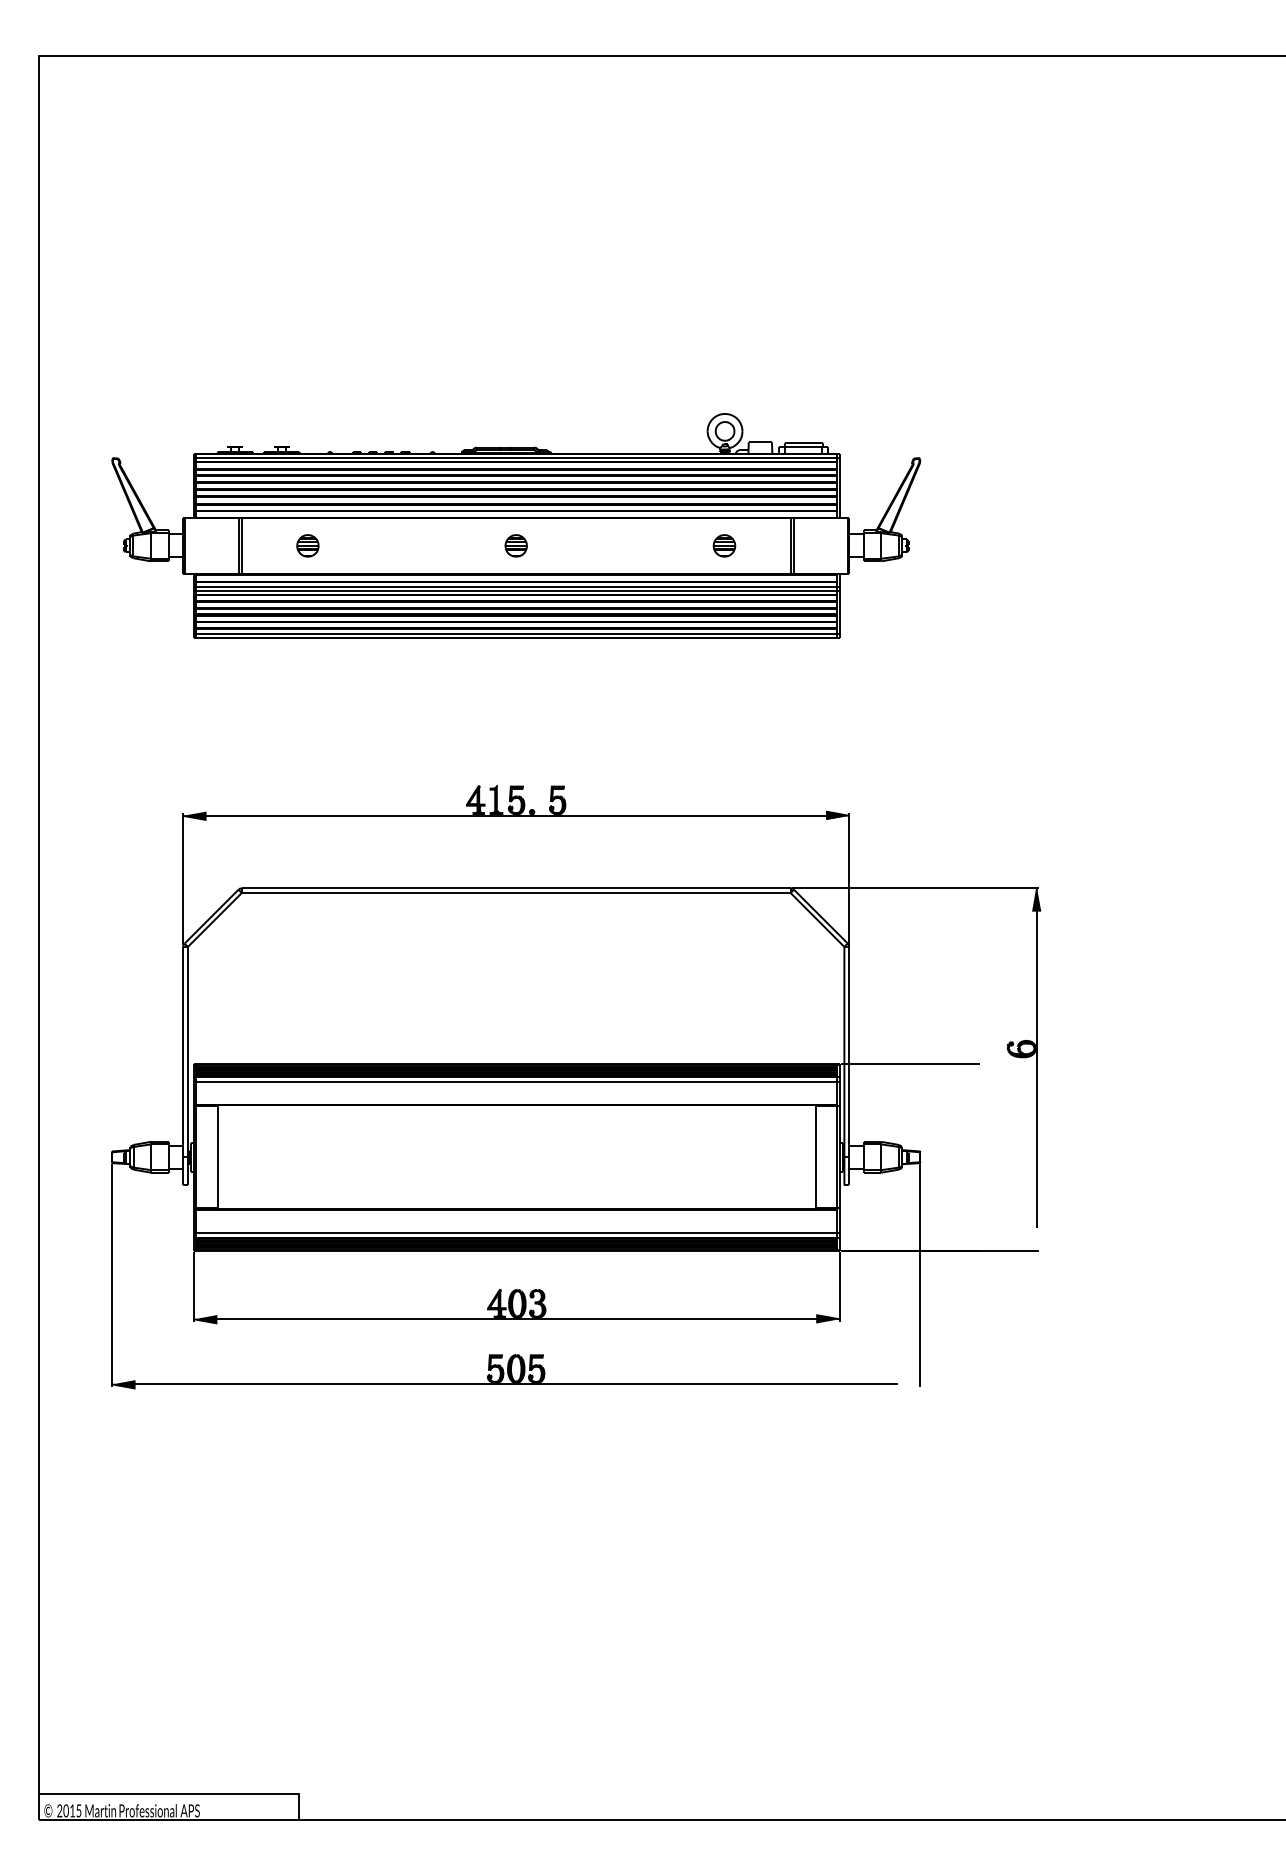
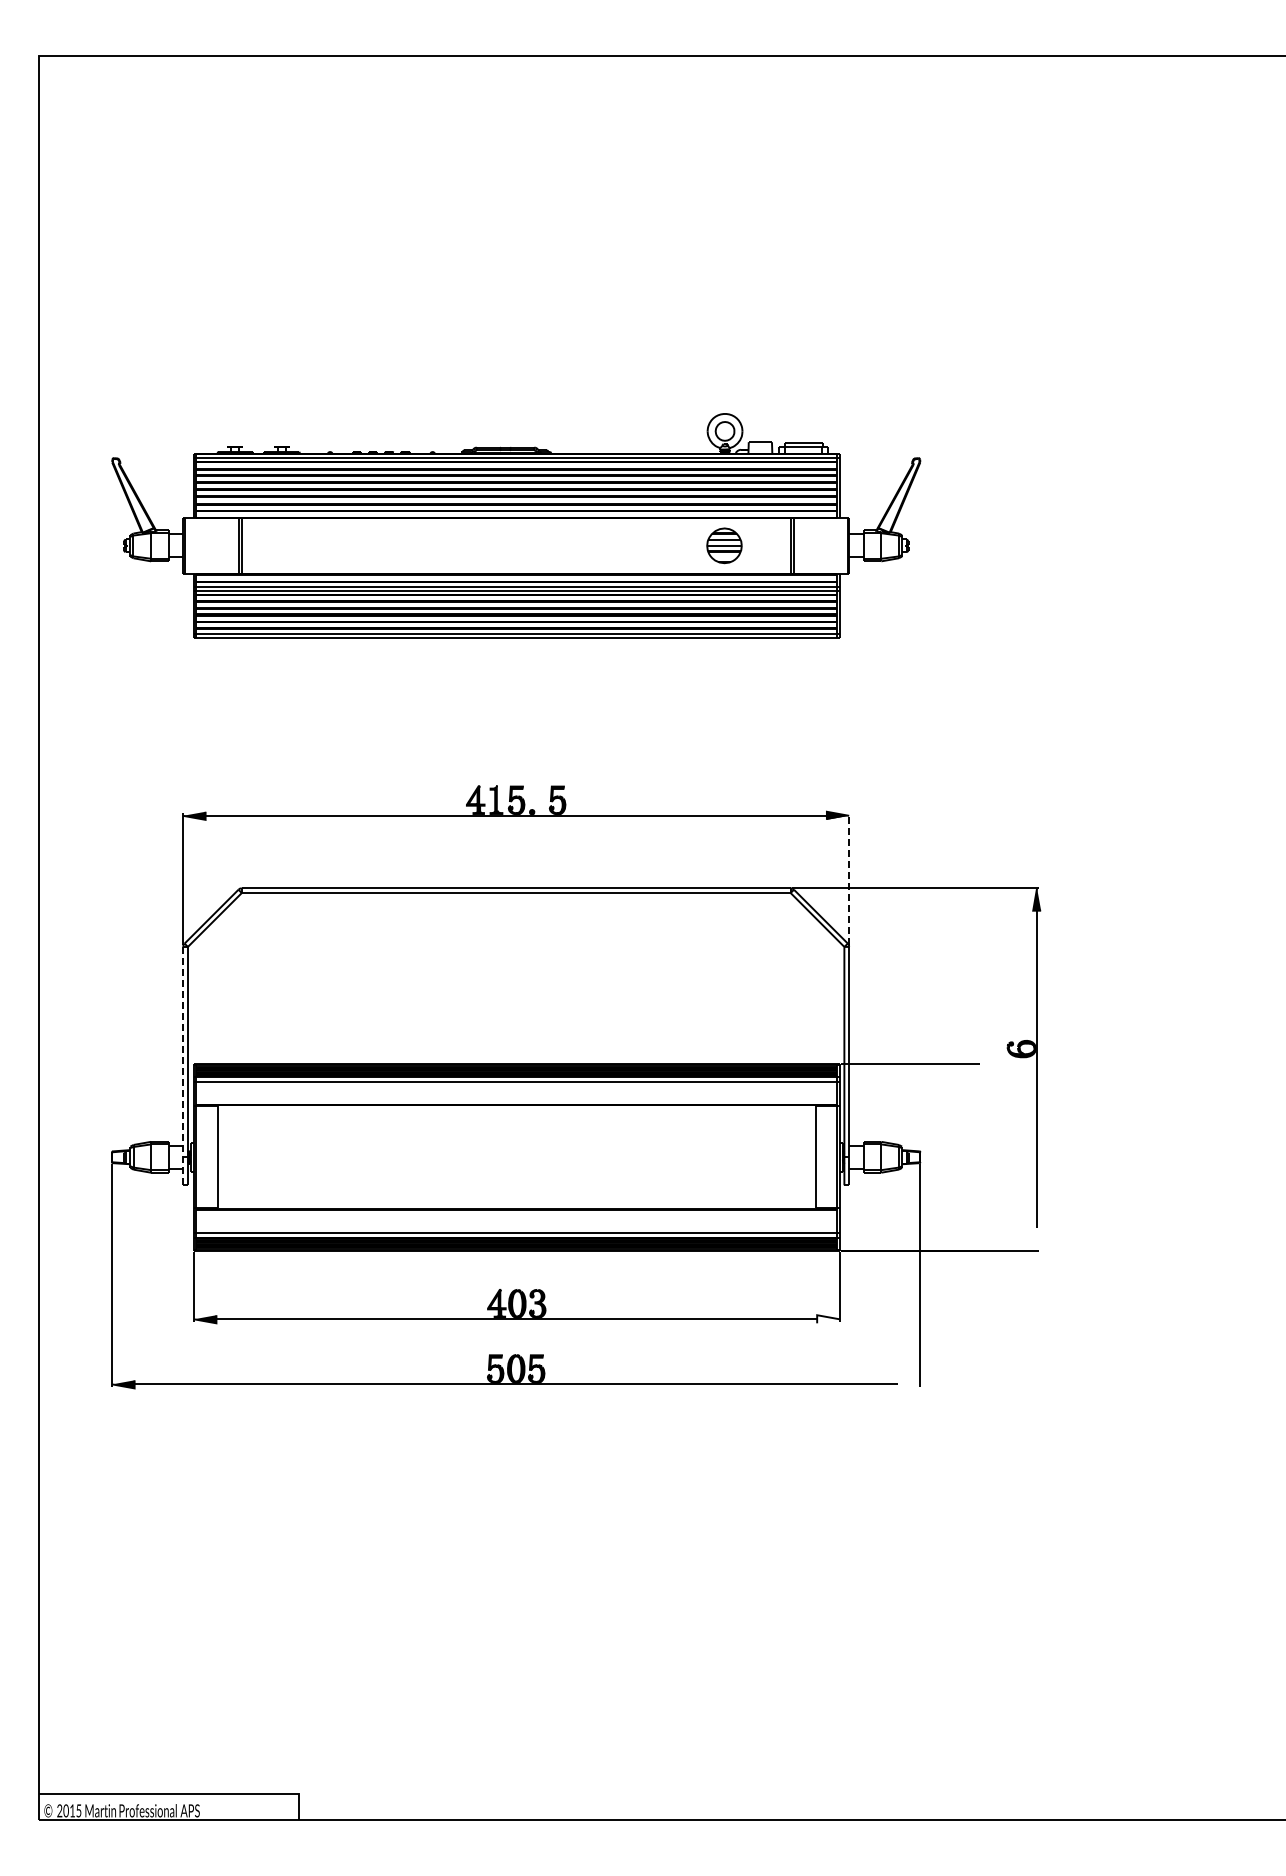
part: present -> none (307, 545)
part: present -> none (515, 545)
part size: 25x24 px -> 37x38 px (724, 545)
line: solid -> dashed (849, 879)
line: solid -> dashed (183, 1065)
fill: present -> none (828, 1319)
